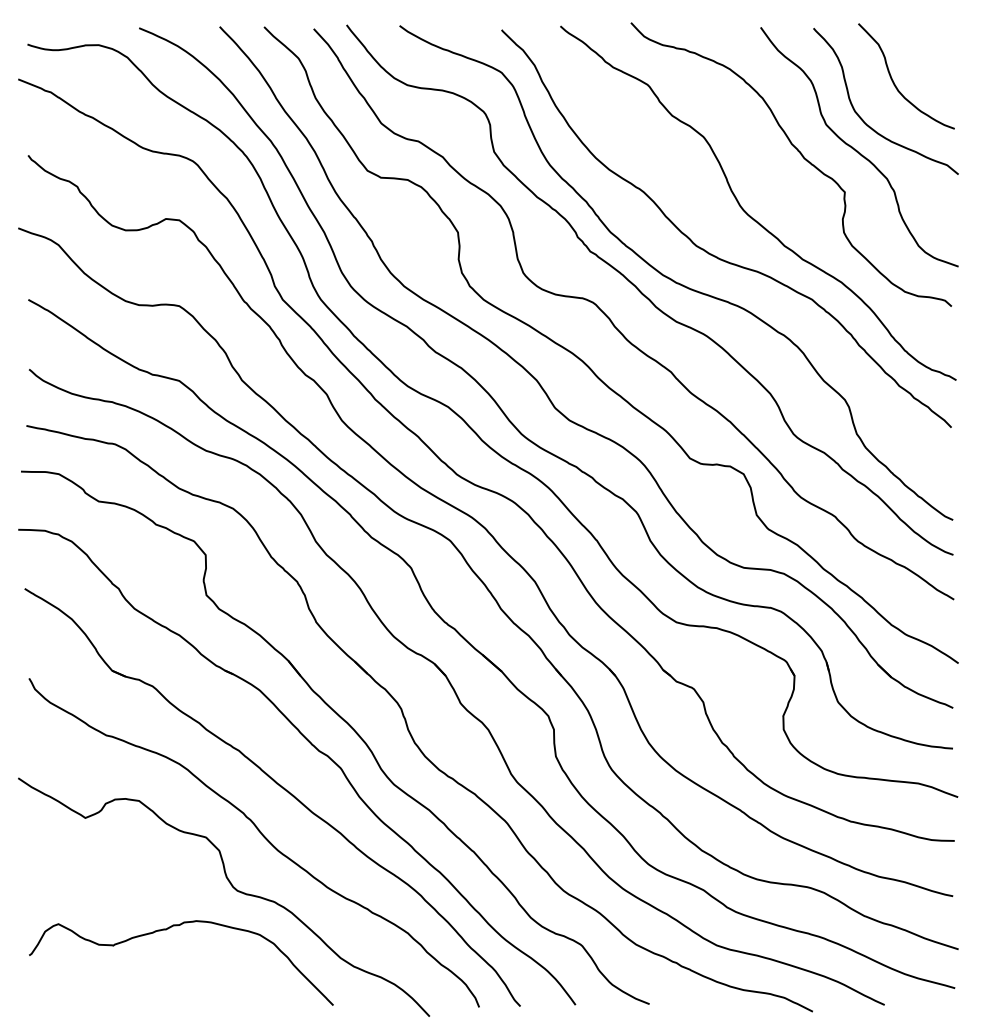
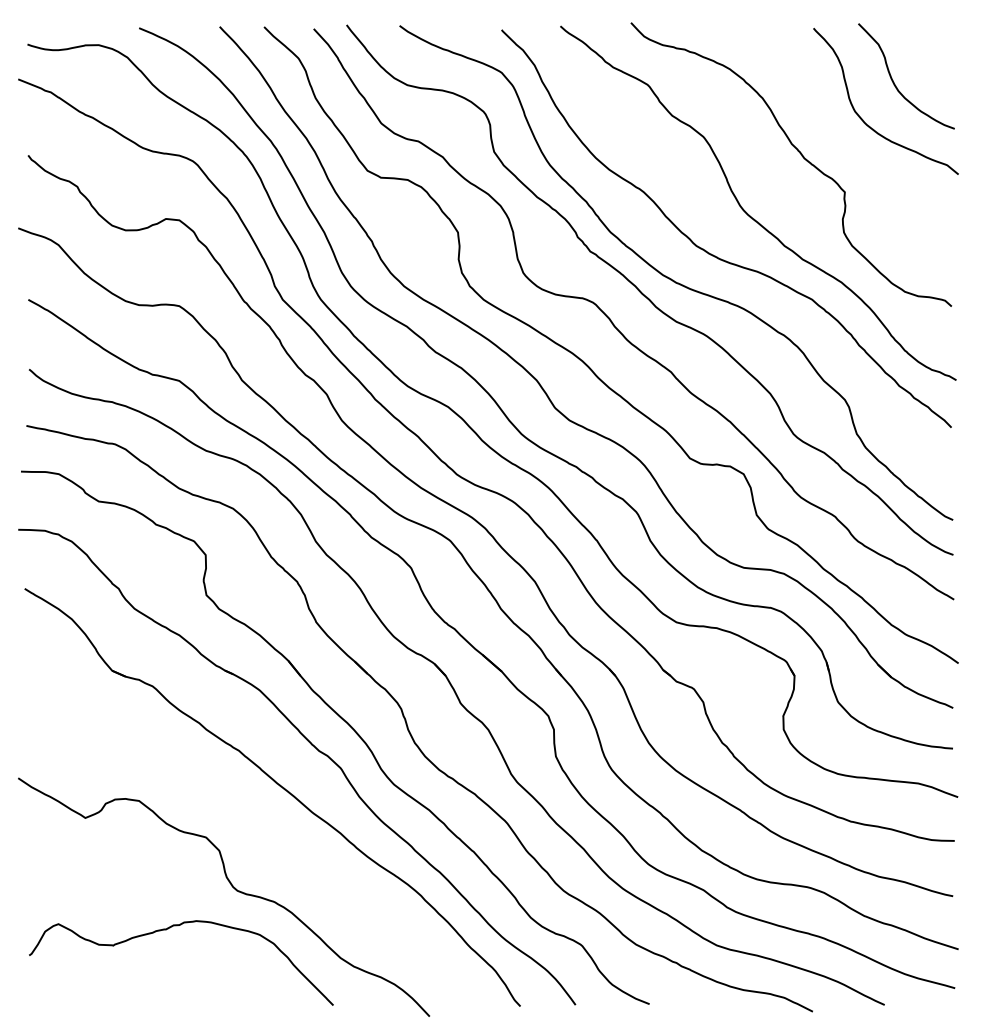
curve: present -> none (856, 149)
curve: present -> none (261, 835)
